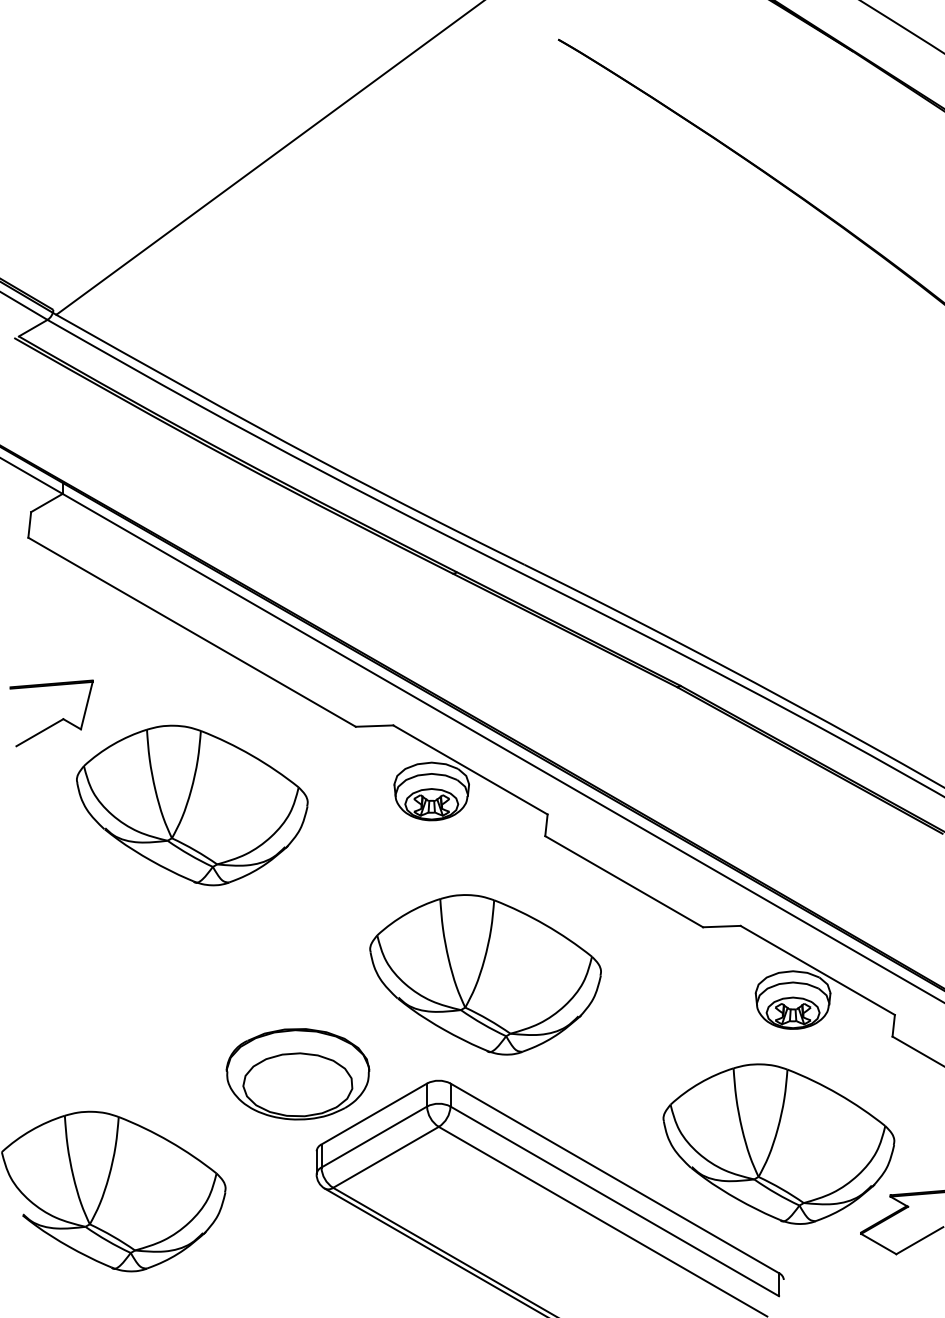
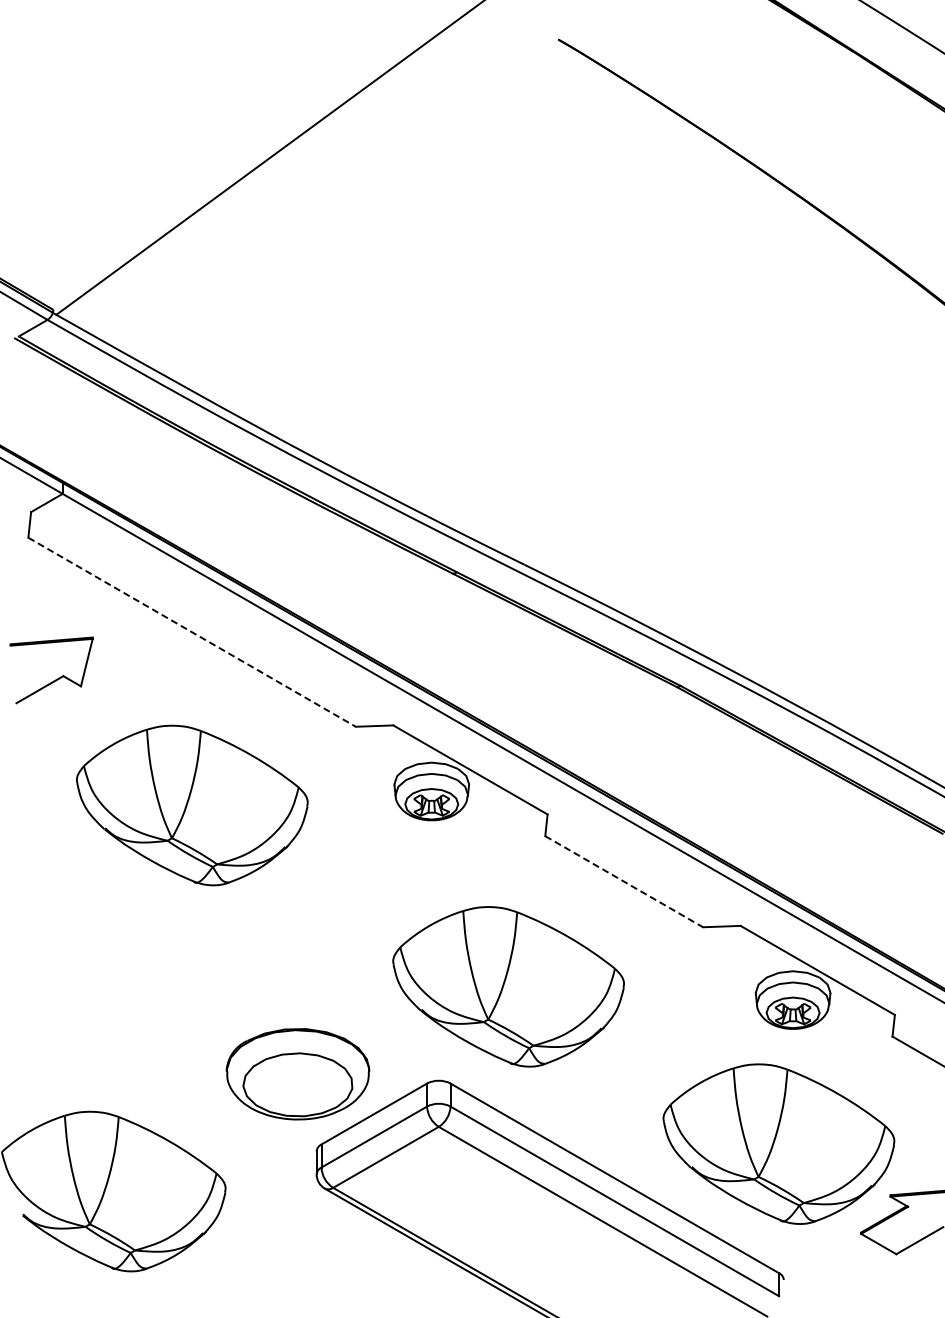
line: solid -> dashed (192, 632)
part position: (55, 722) -> (55, 679) (55, 679)
line: solid -> dashed (624, 881)
part position: (485, 974) -> (508, 986) (508, 986)
